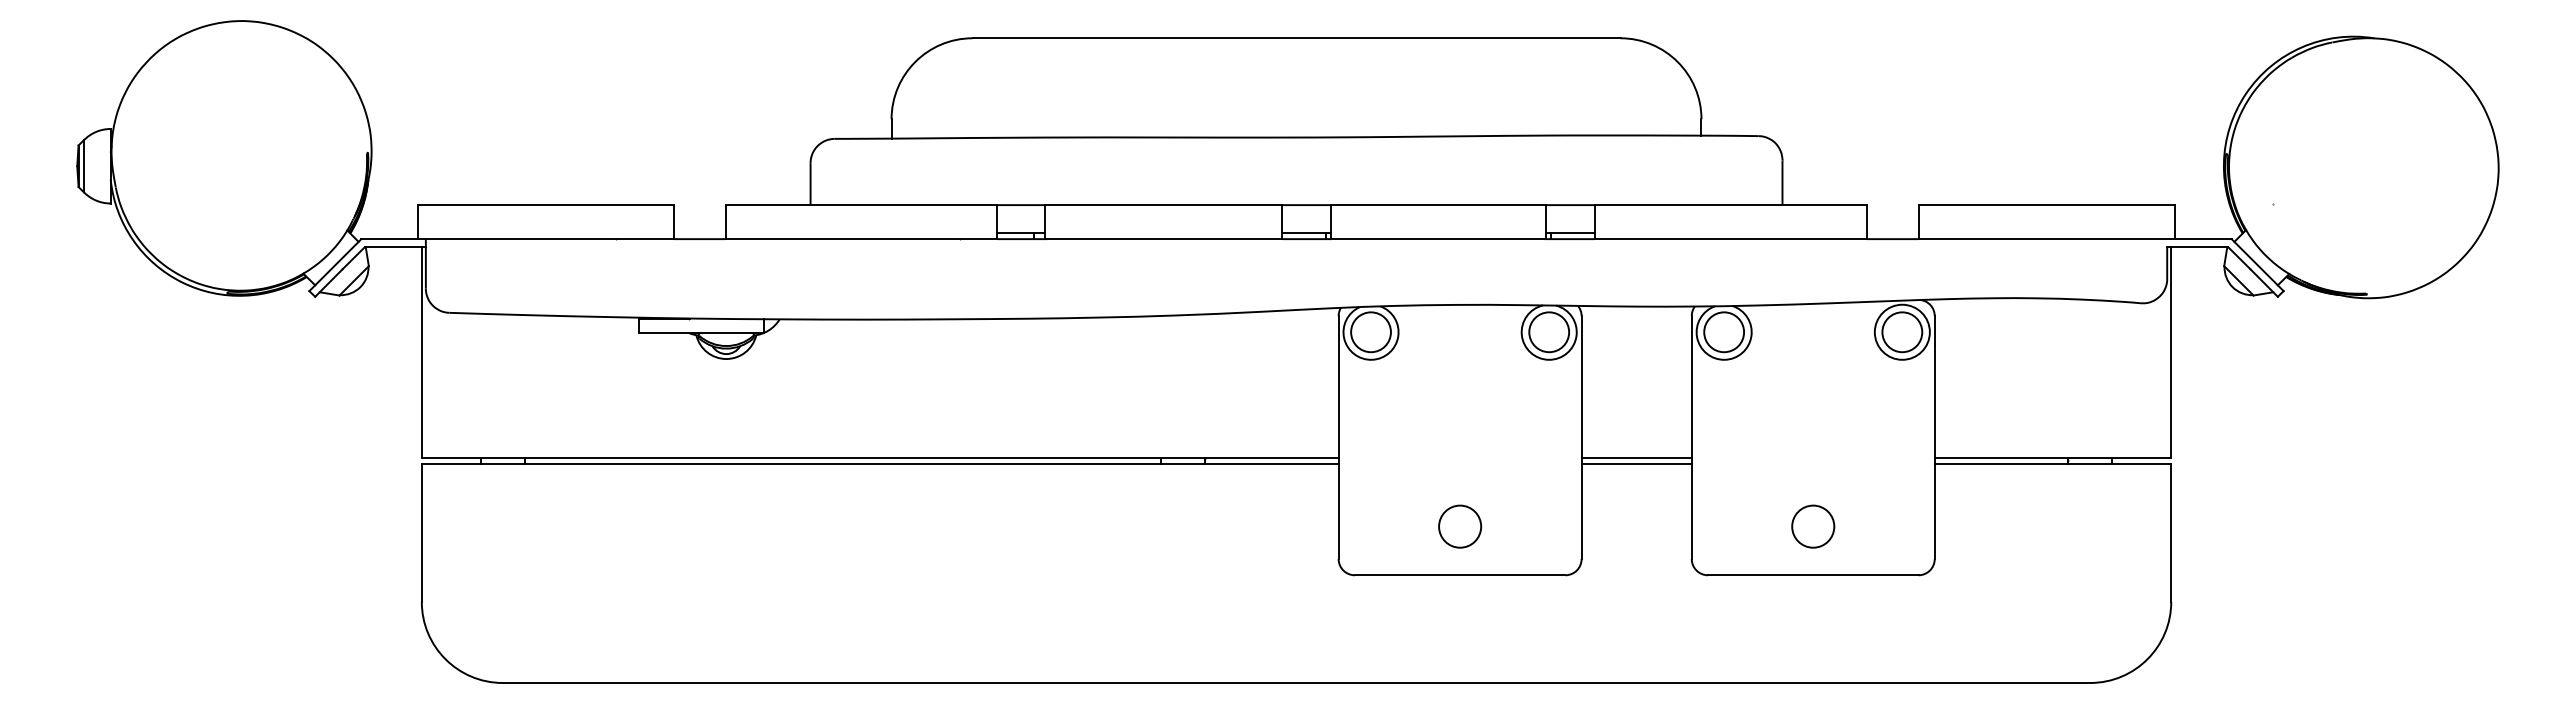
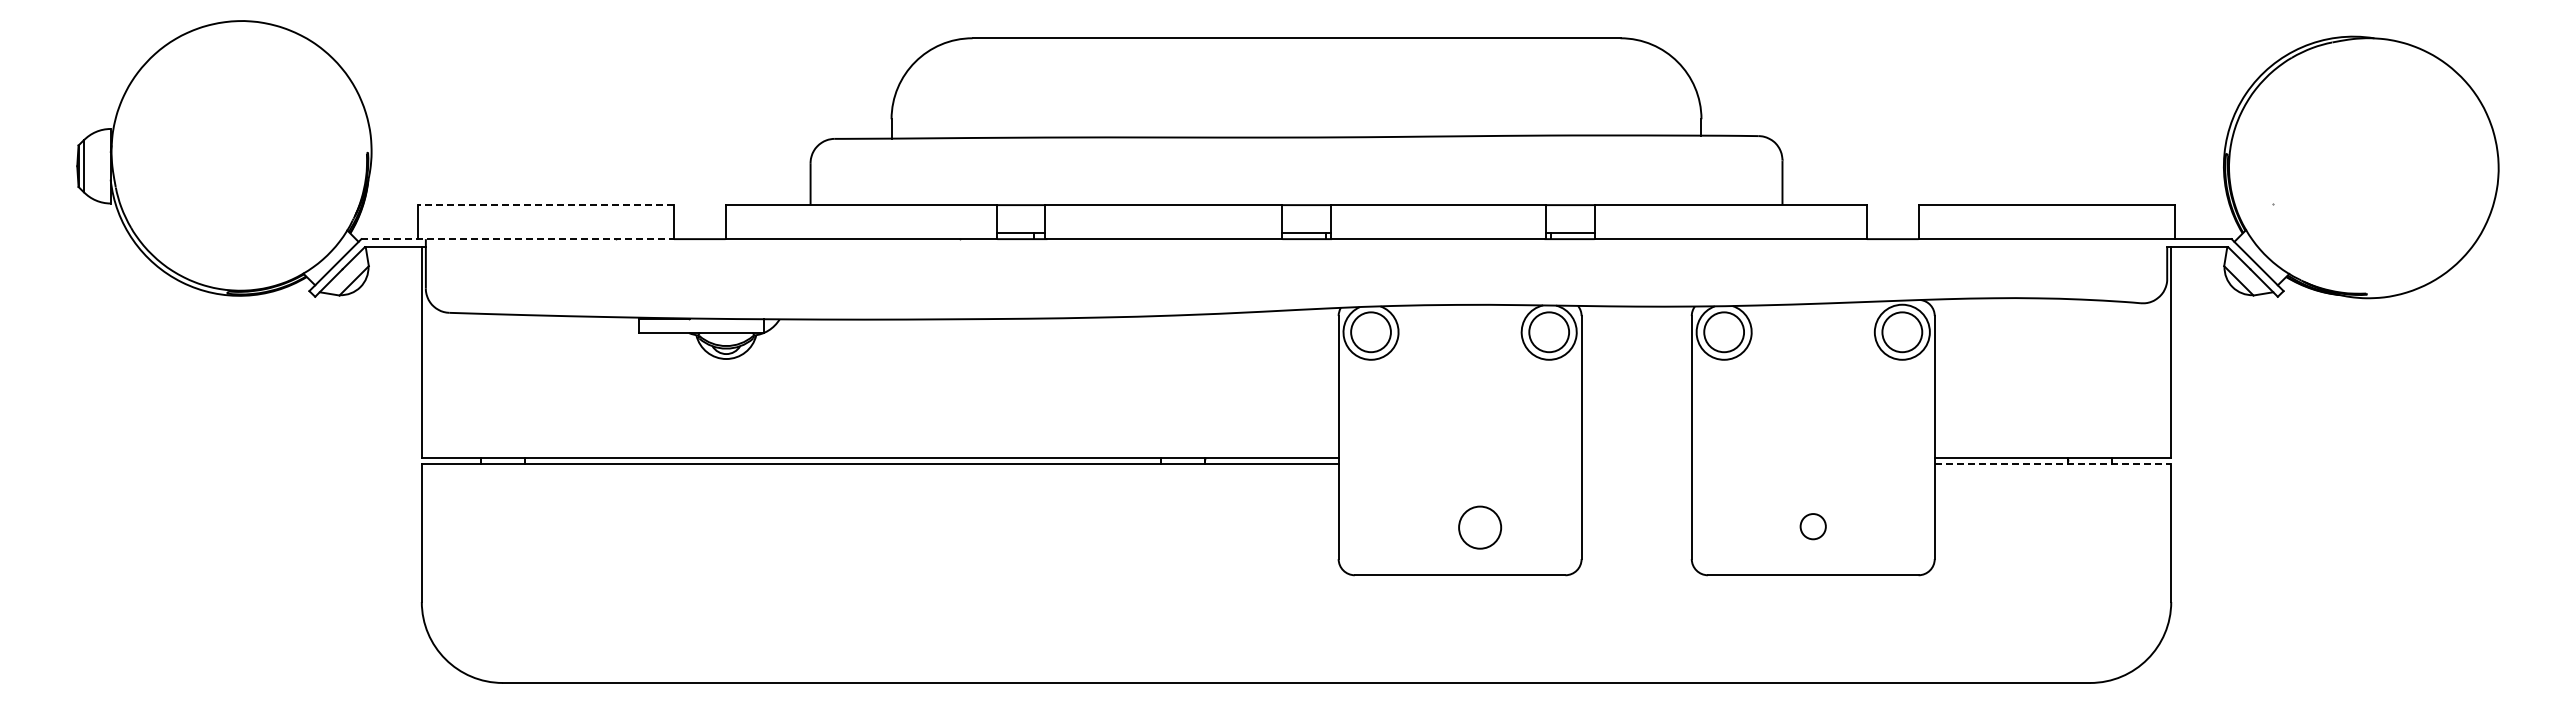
line: solid -> dashed (545, 205)
line: solid -> dashed (518, 239)
line: present -> none (1636, 457)
line: present -> none (1636, 464)
line: solid -> dashed (2053, 464)
circle position: (1460, 526) -> (1480, 527) (1480, 527)
circle diameter: 42 px -> 25 px (1812, 526)
